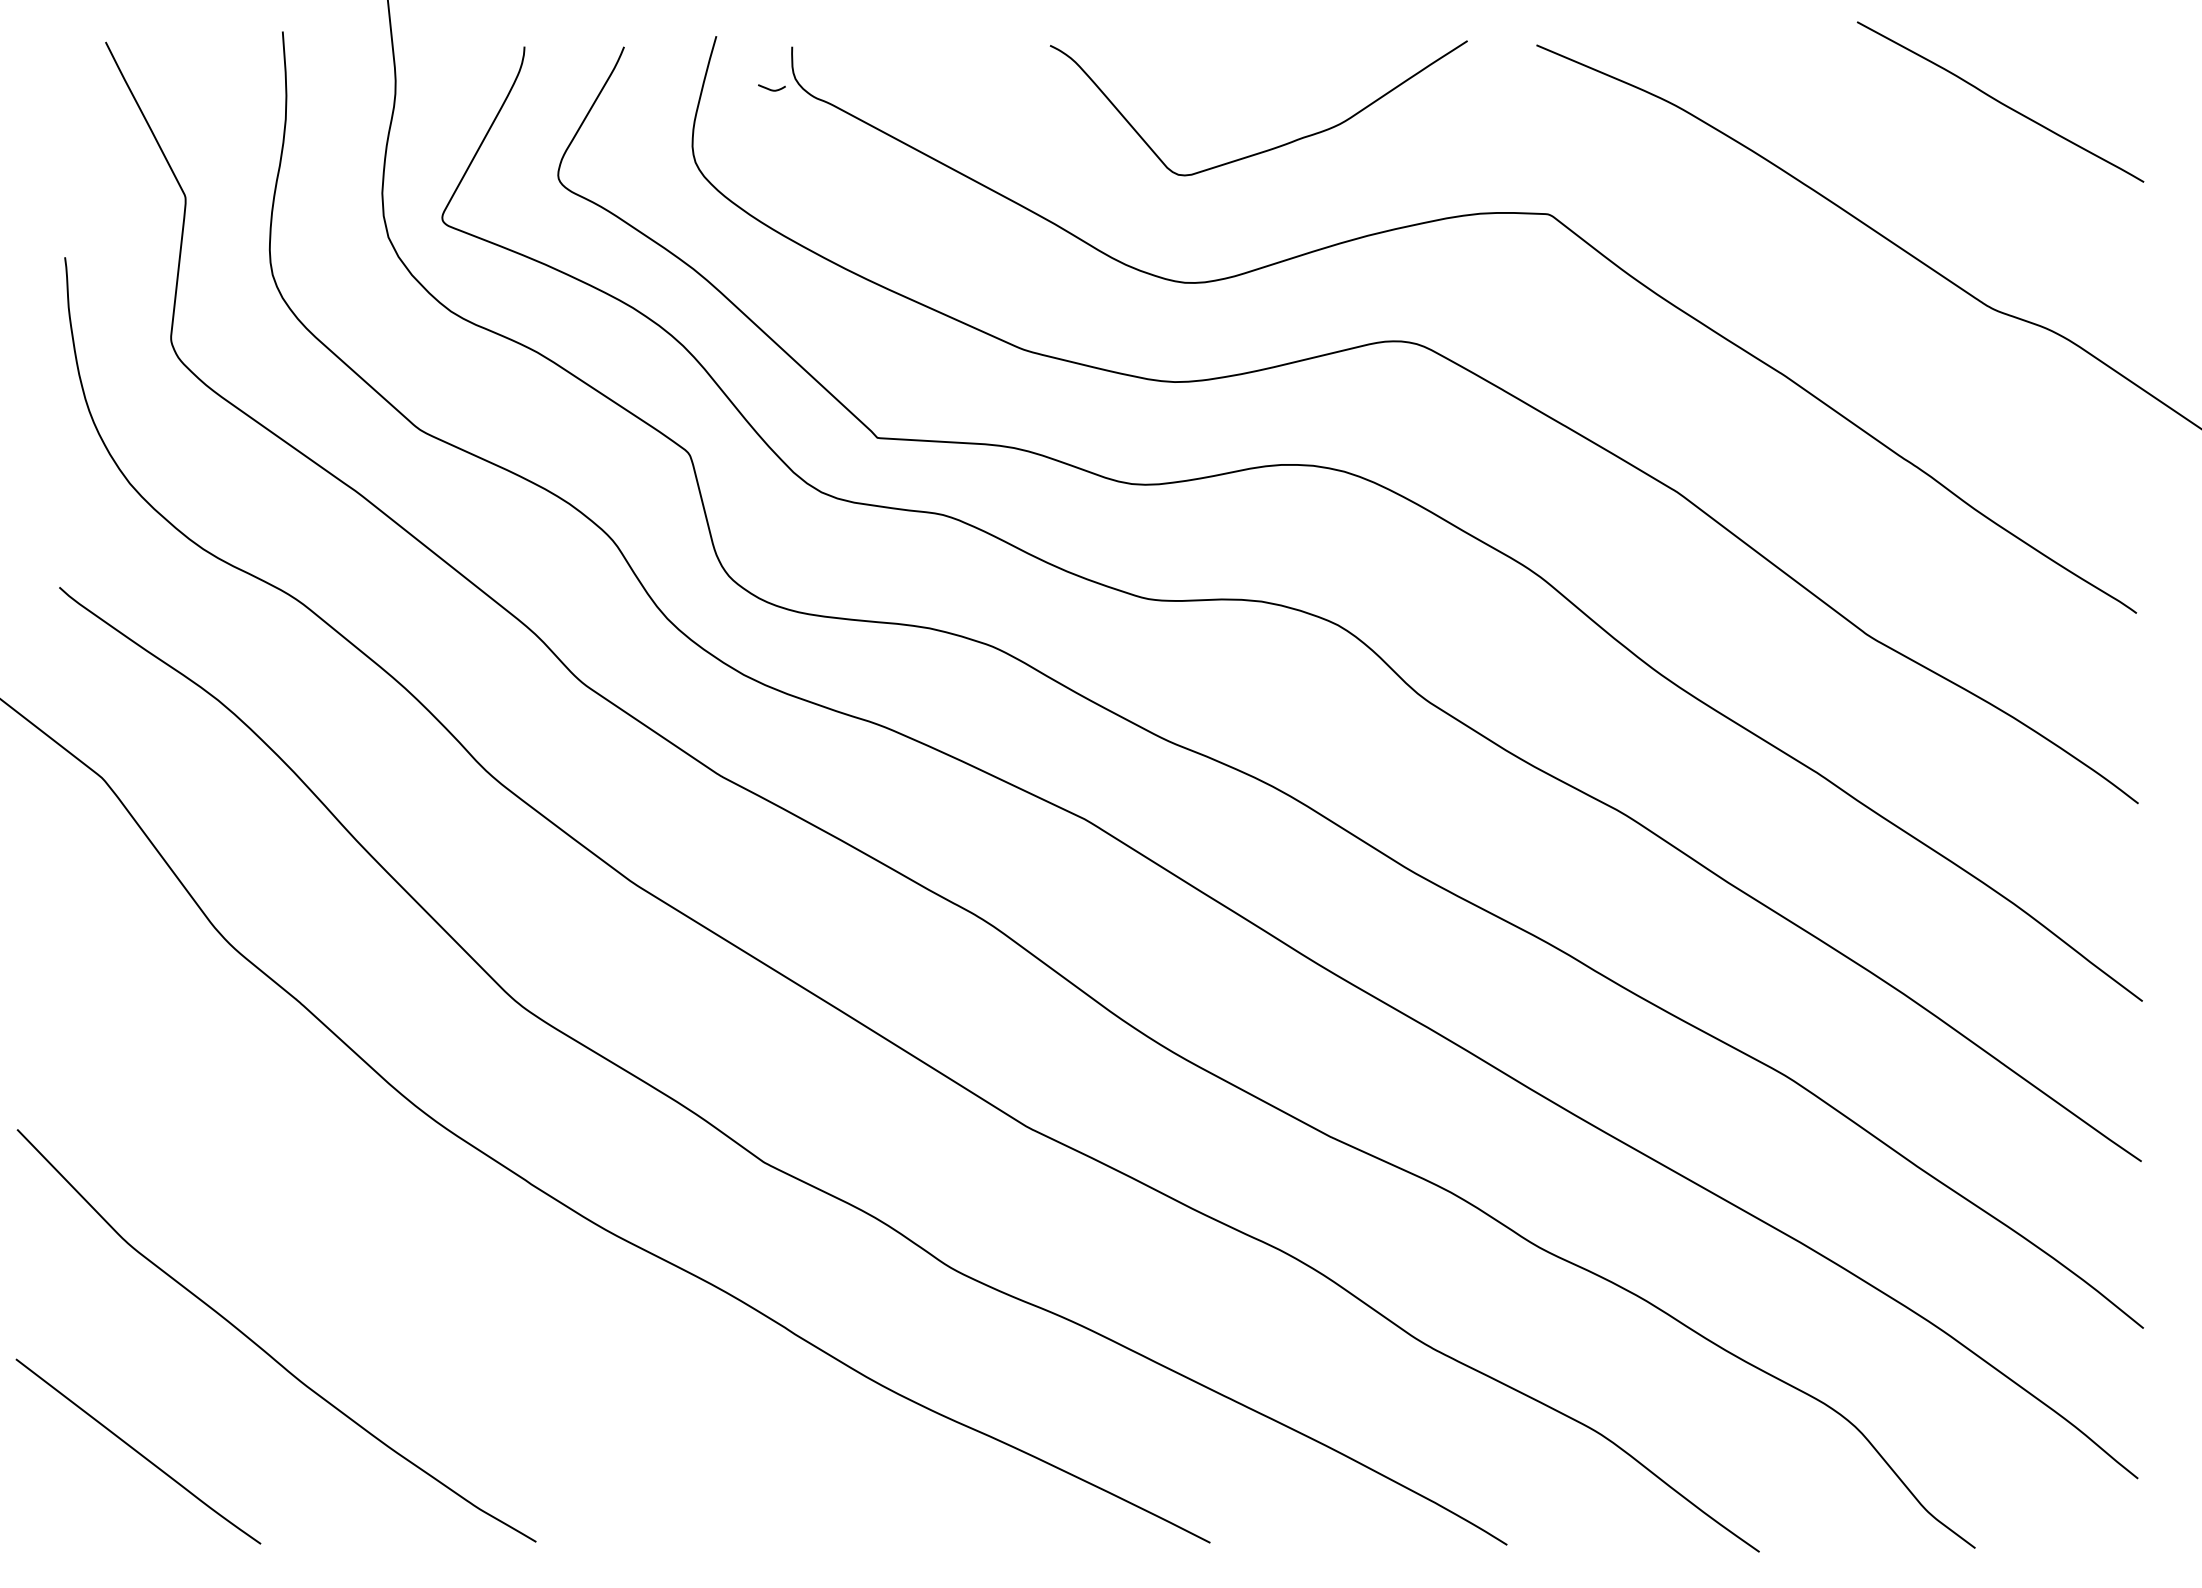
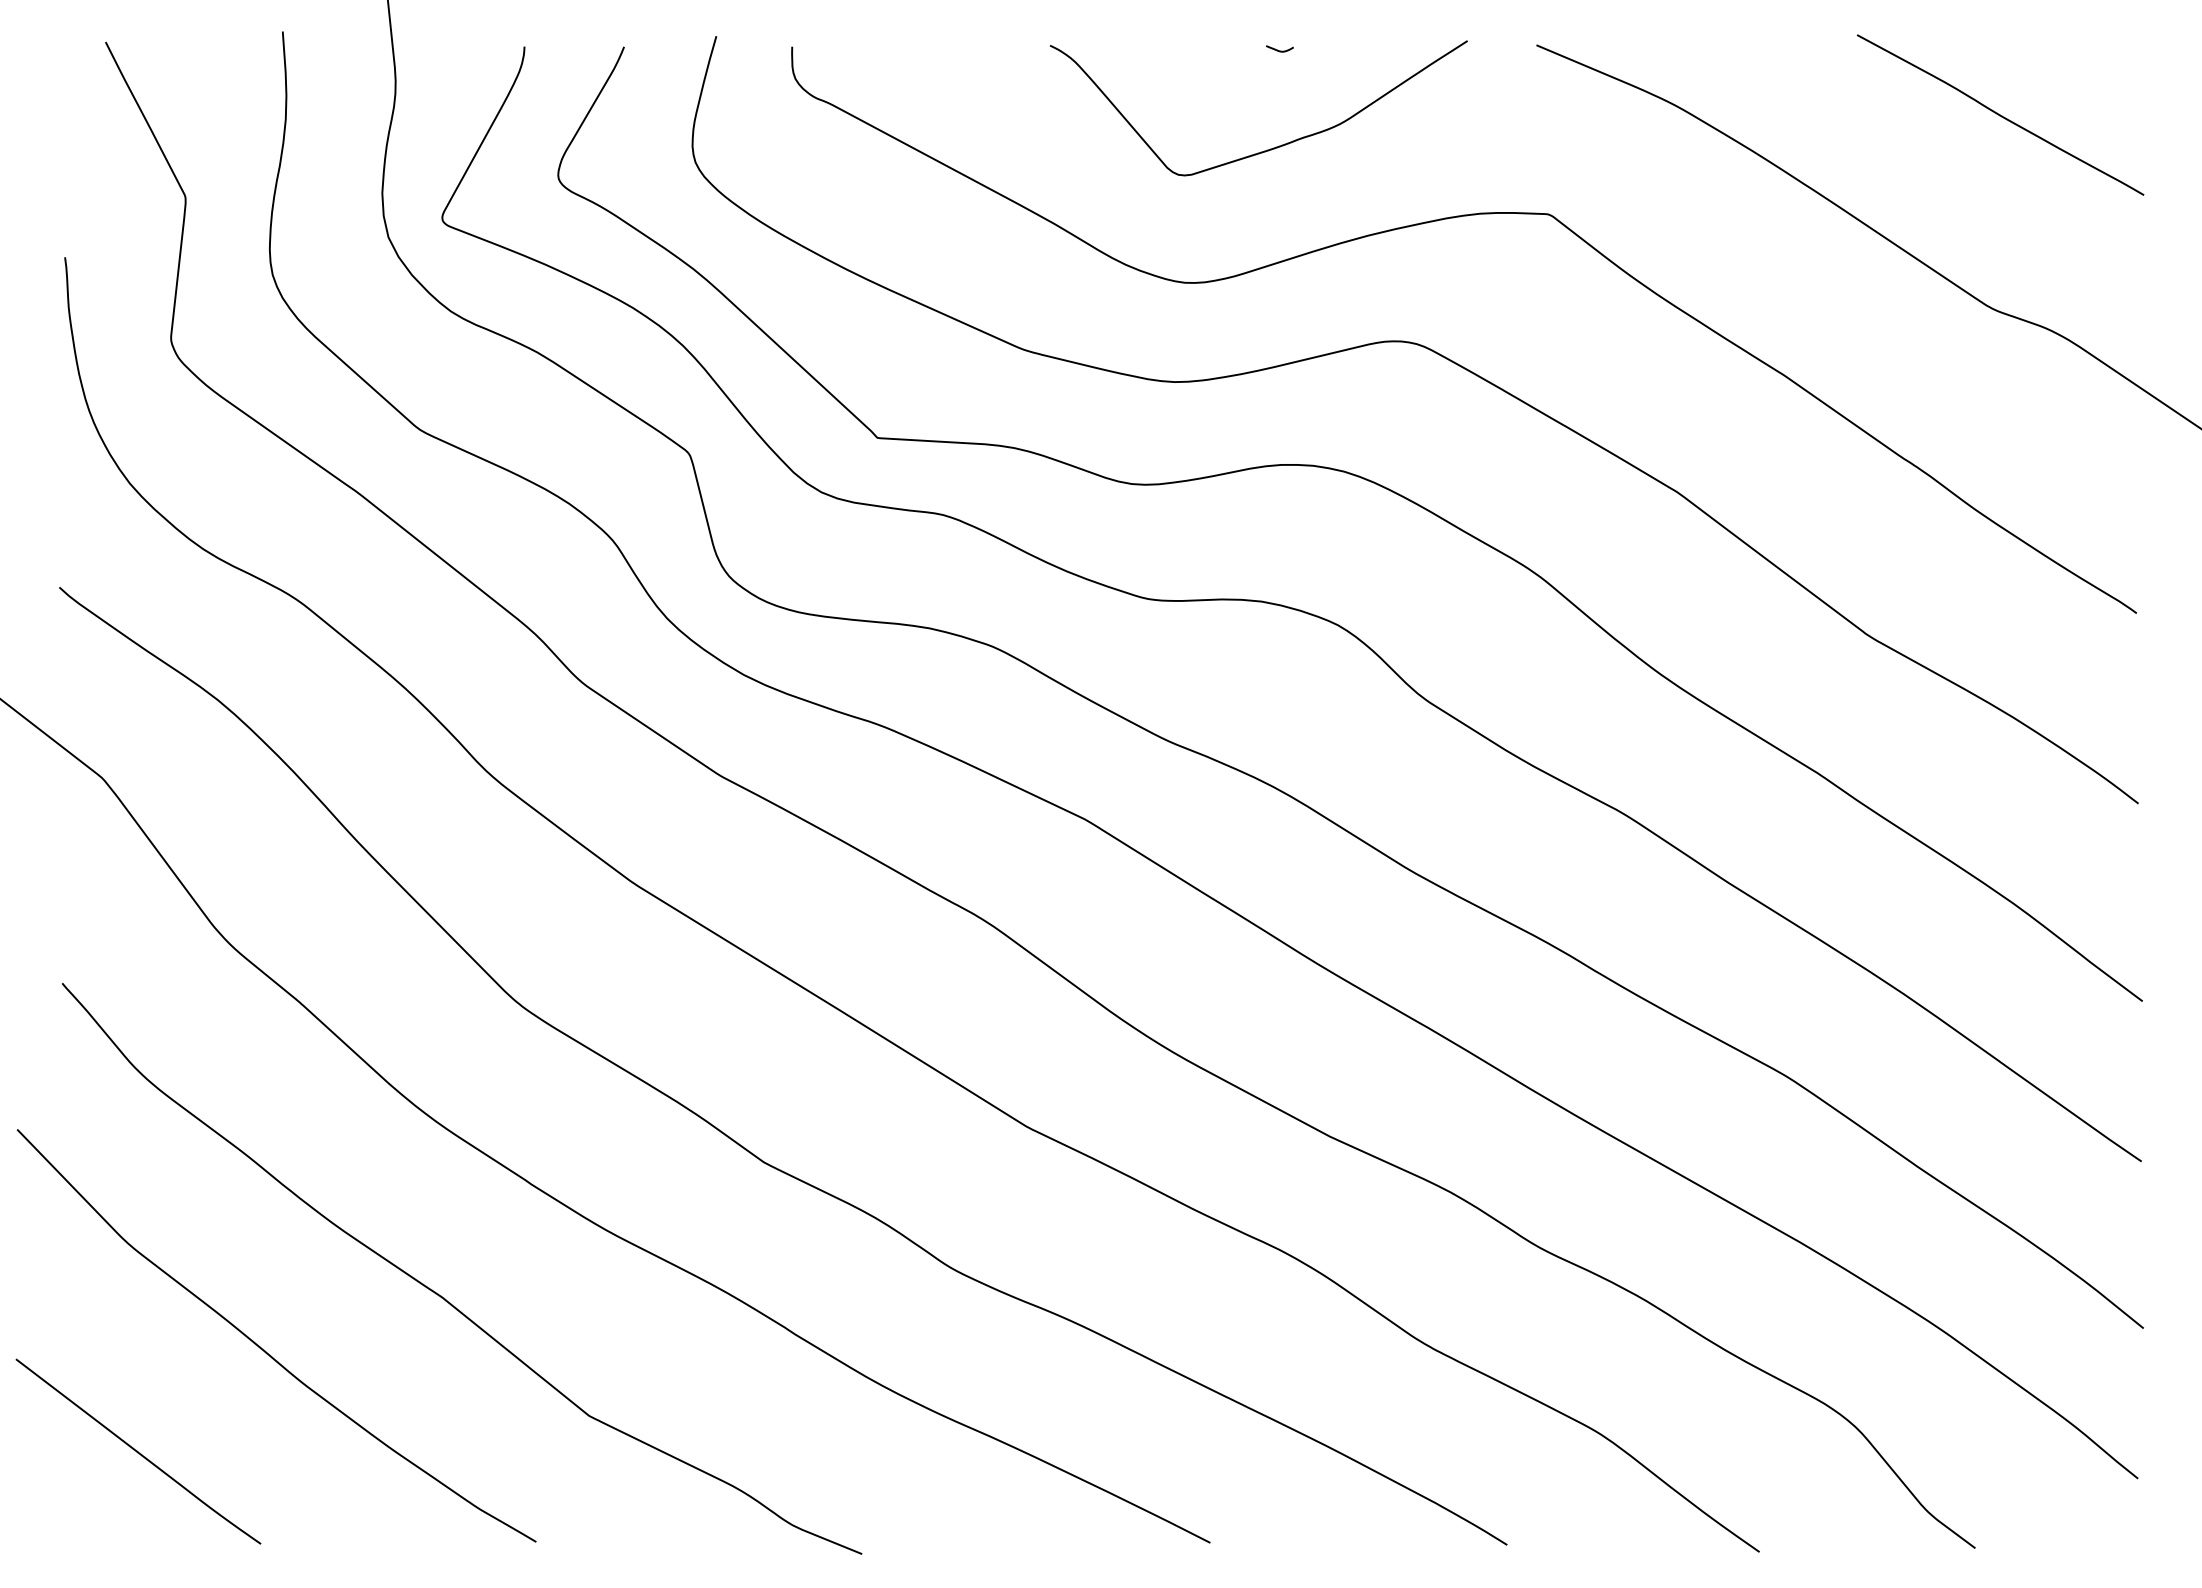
curve position: (771, 89) -> (1279, 50) (1279, 50)
curve position: (2000, 101) -> (2000, 114) (2000, 114)
curve: none -> present (441, 1295)
